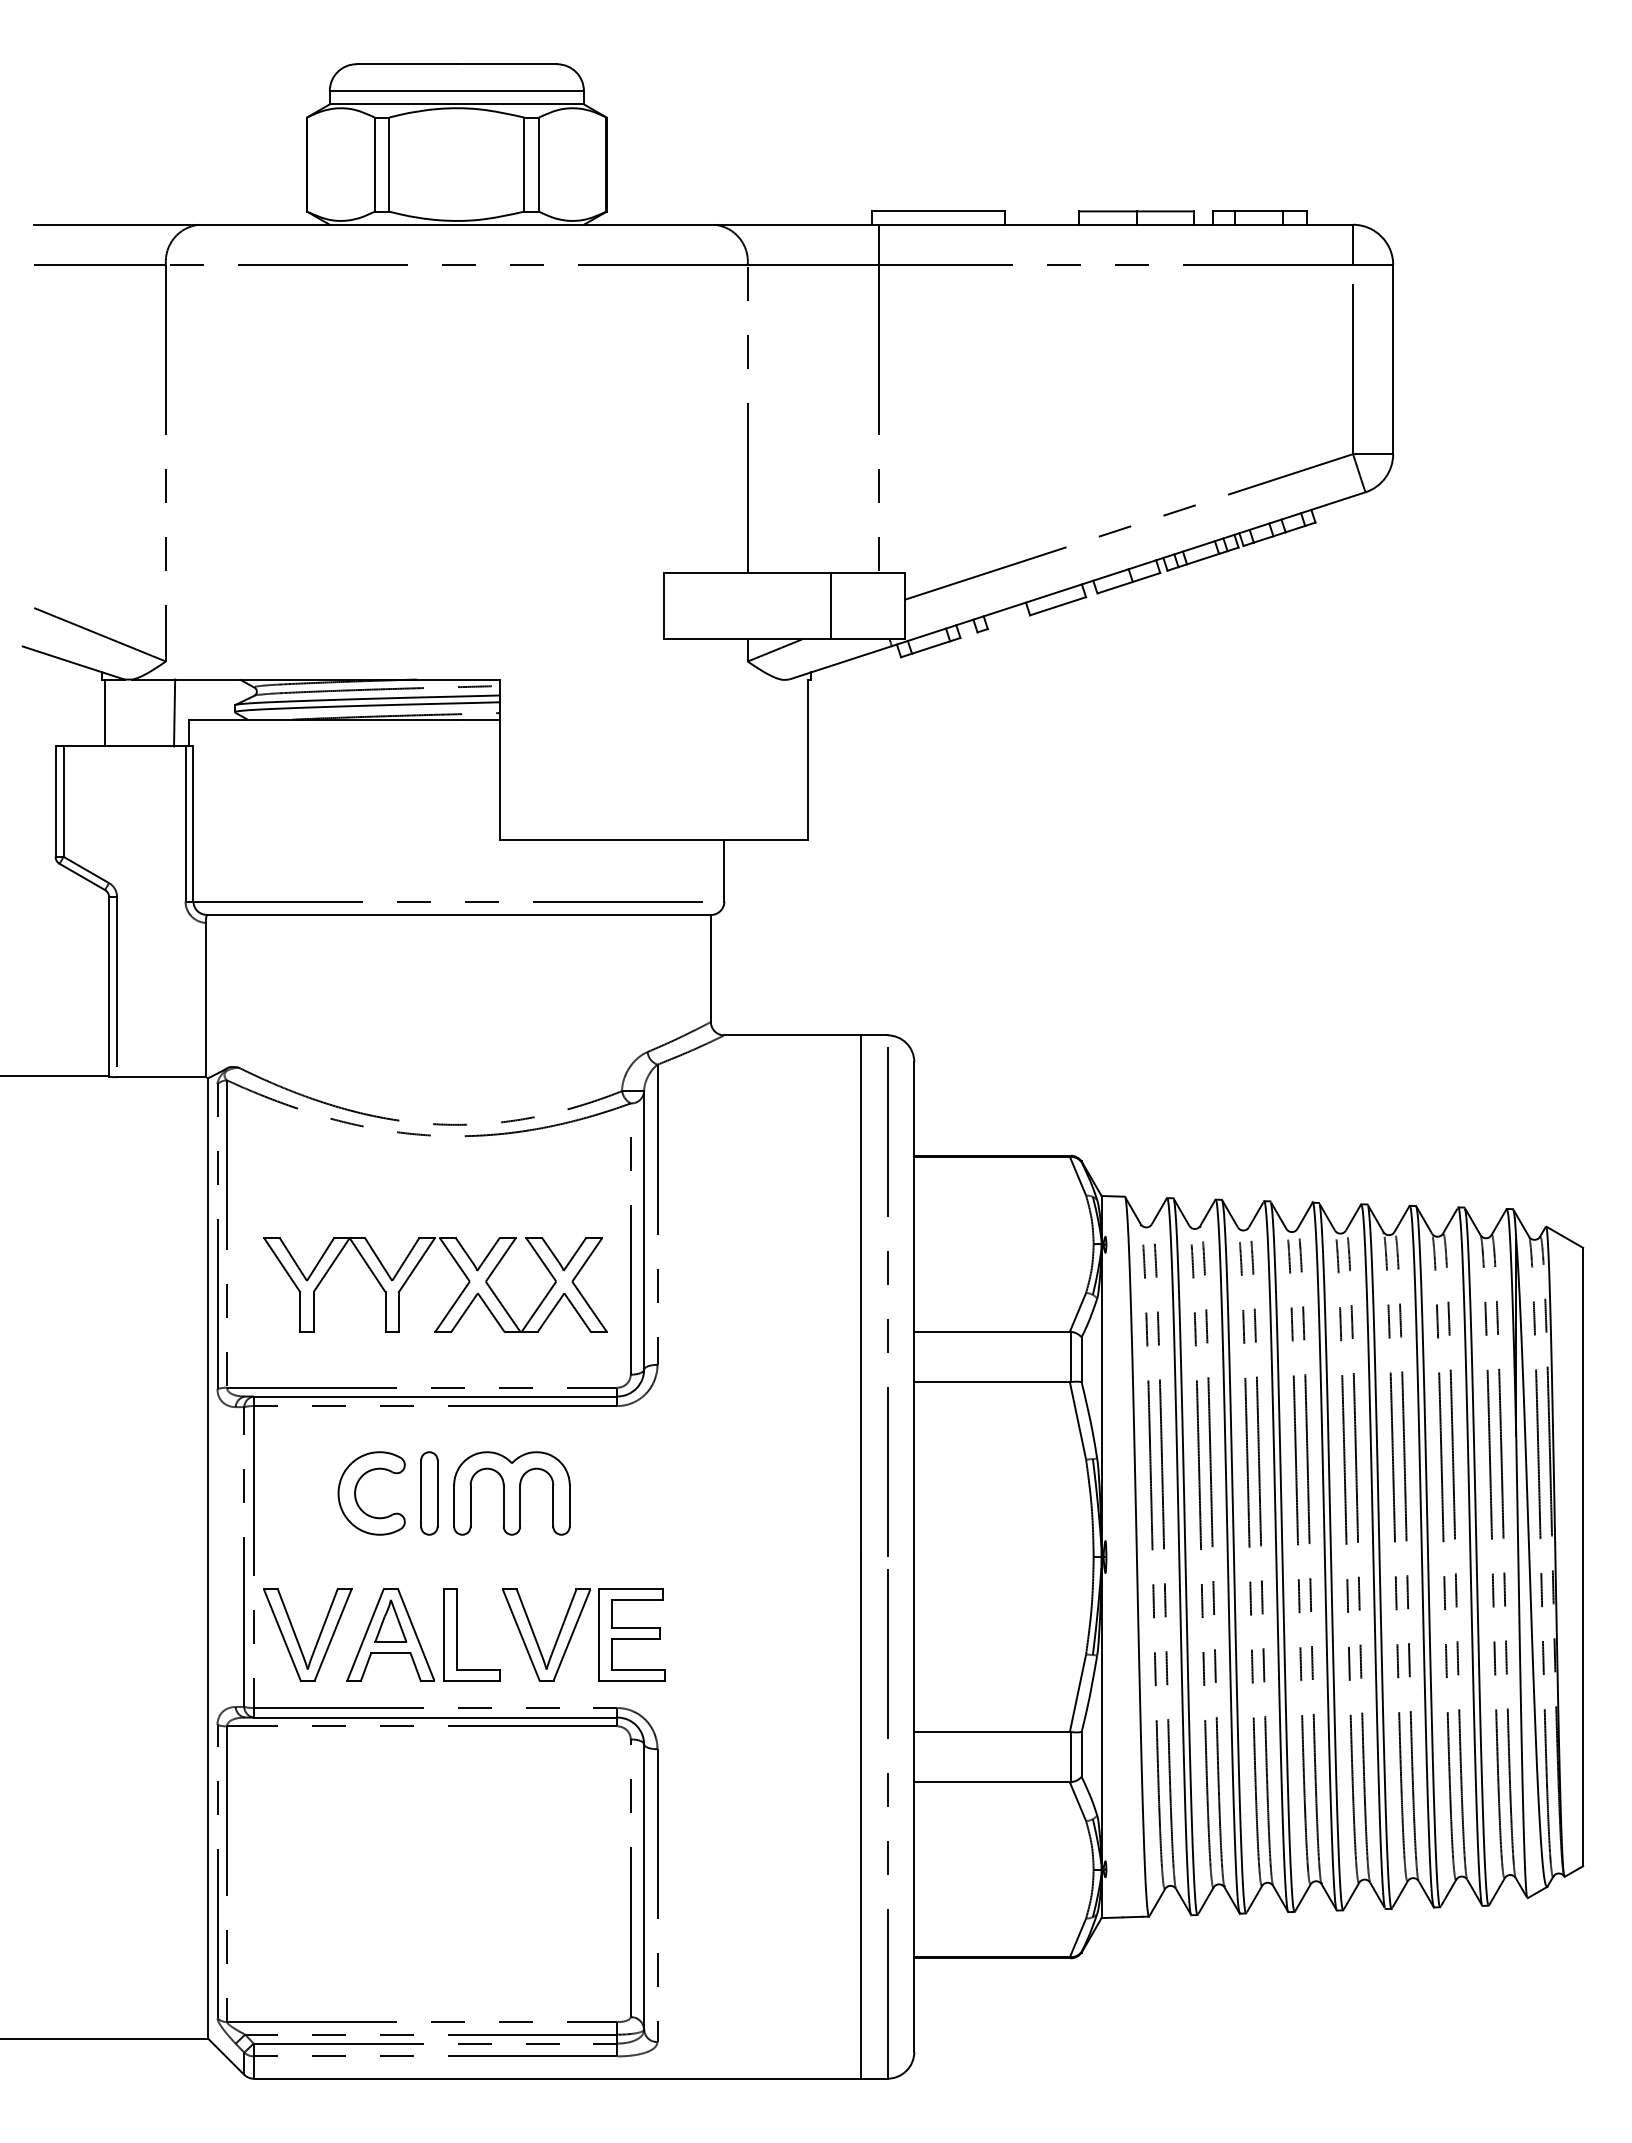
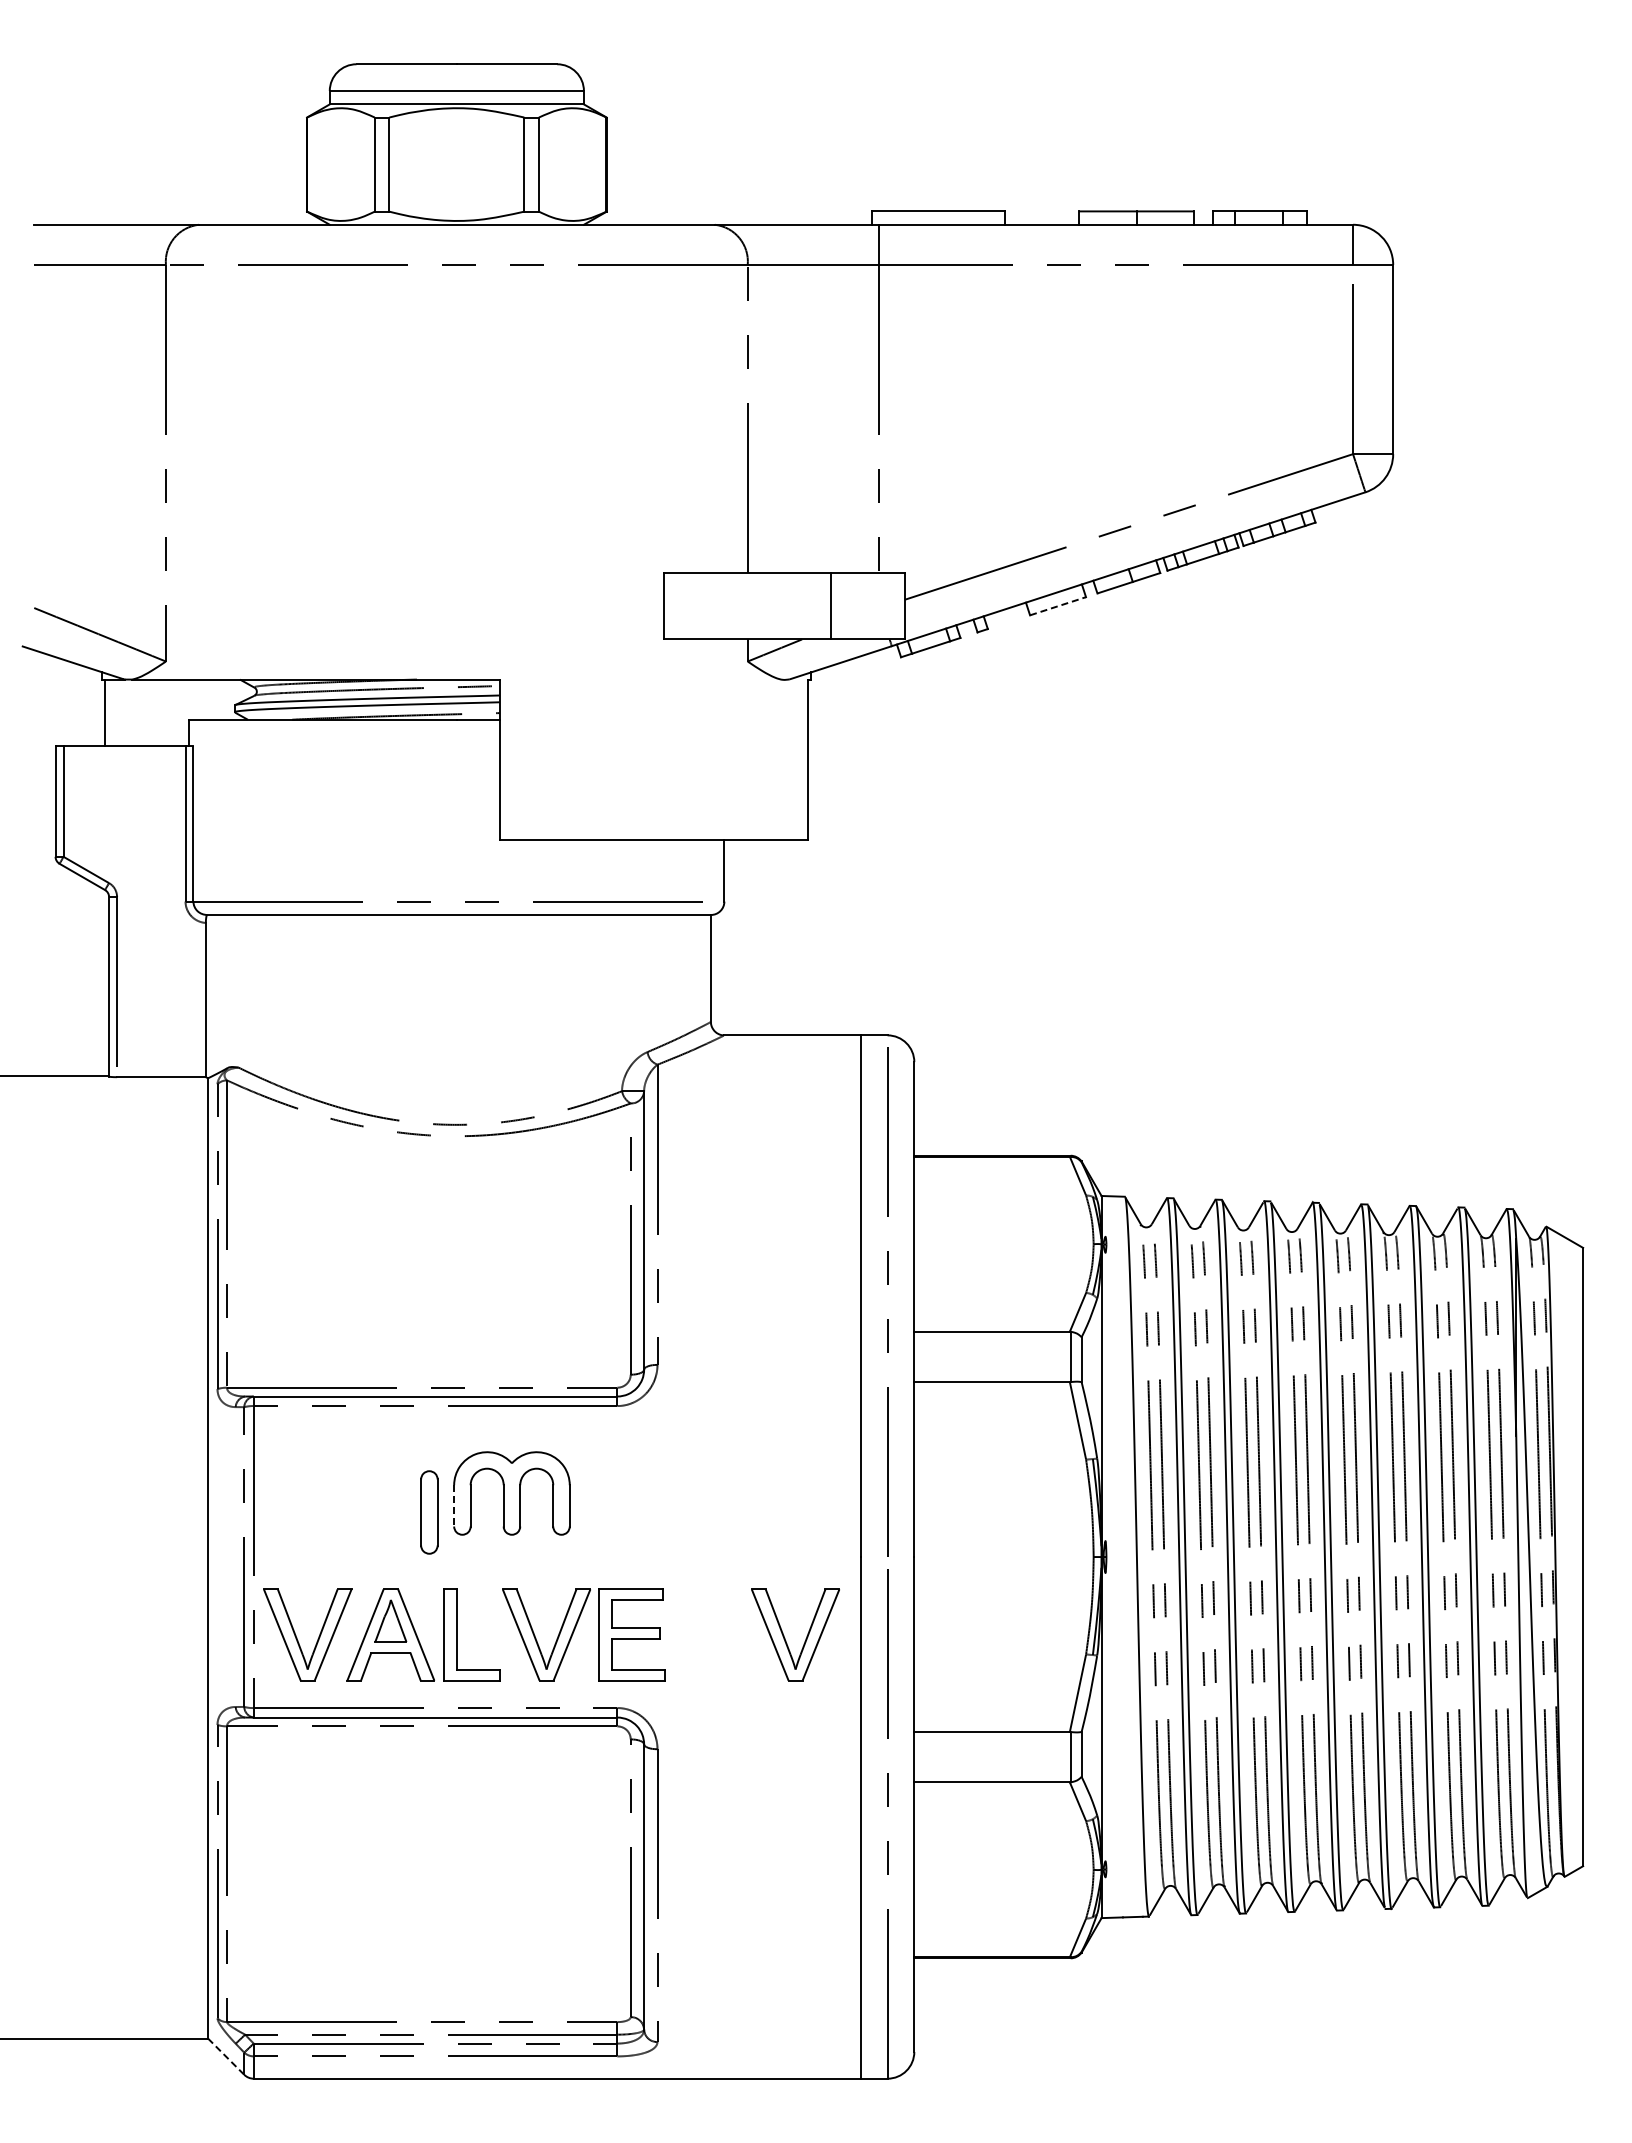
line: solid -> dashed (1058, 606)
line: present -> none (174, 712)
part: present -> none (415, 1269)
part: present -> none (356, 1491)
part position: (429, 1493) -> (429, 1512) (429, 1512)
line: solid -> dashed (454, 1505)
part: none -> present (785, 1638)
line: solid -> dashed (226, 2056)
